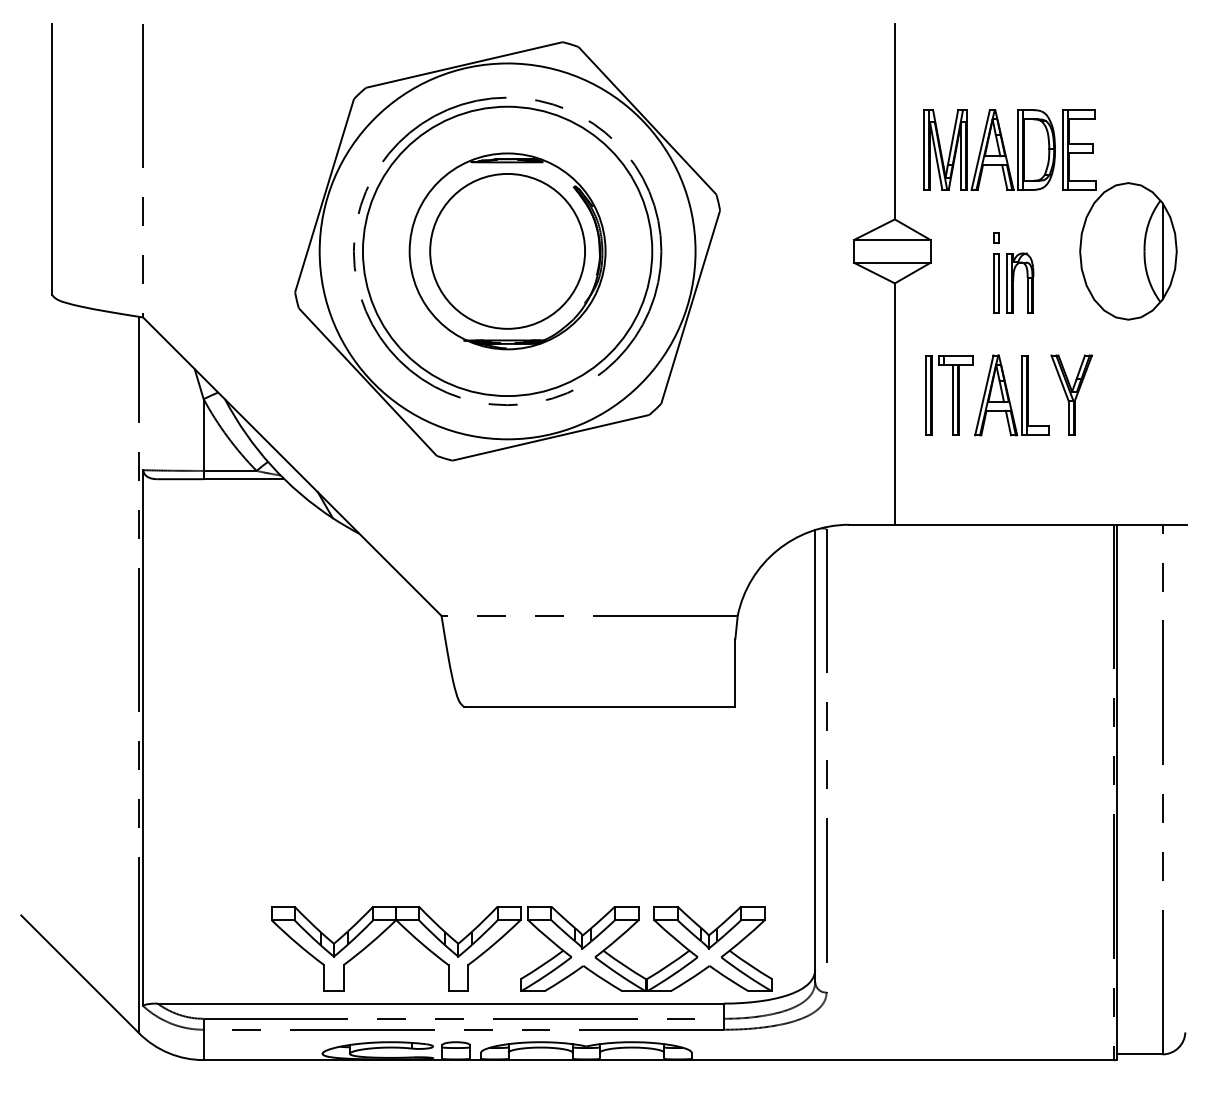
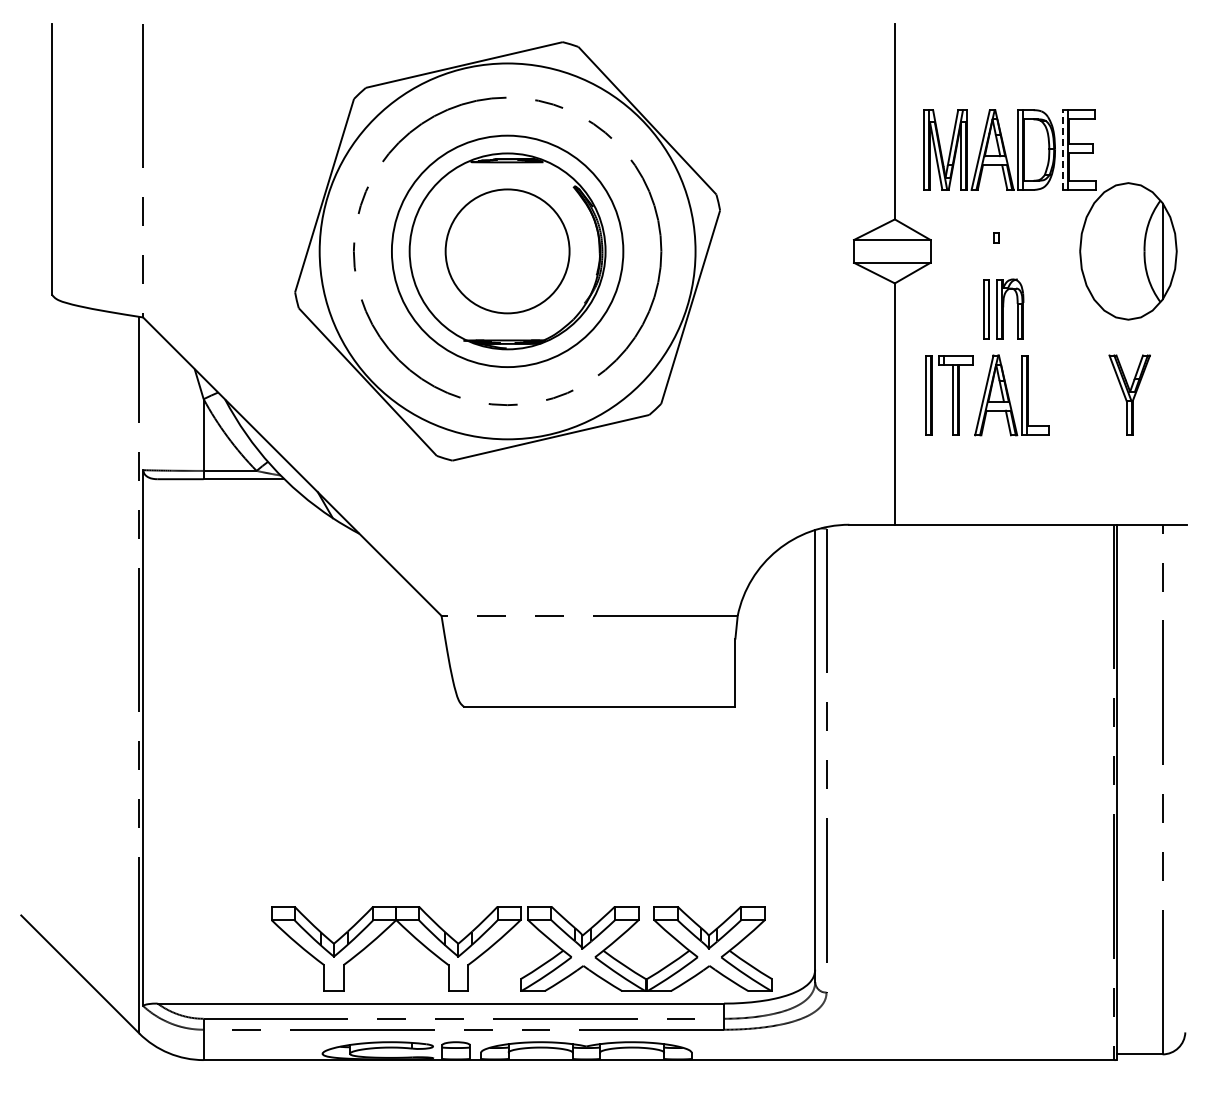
line: solid -> dashed (1063, 150)
circle diameter: 155 px -> 124 px (507, 251)
circle diameter: 289 px -> 231 px (507, 251)
part position: (1013, 282) -> (1003, 308) (1003, 308)
part position: (1071, 394) -> (1129, 394) (1129, 394)
